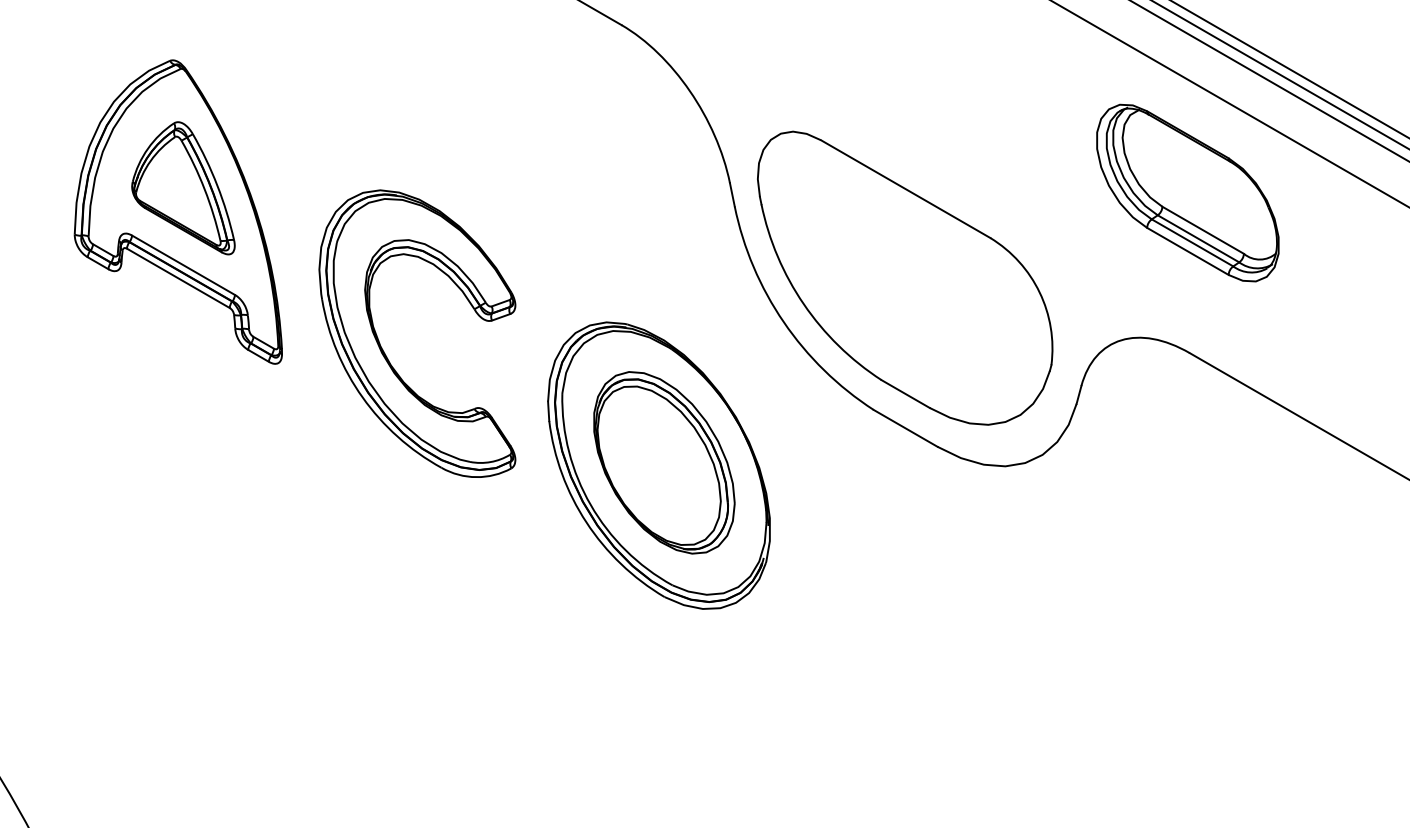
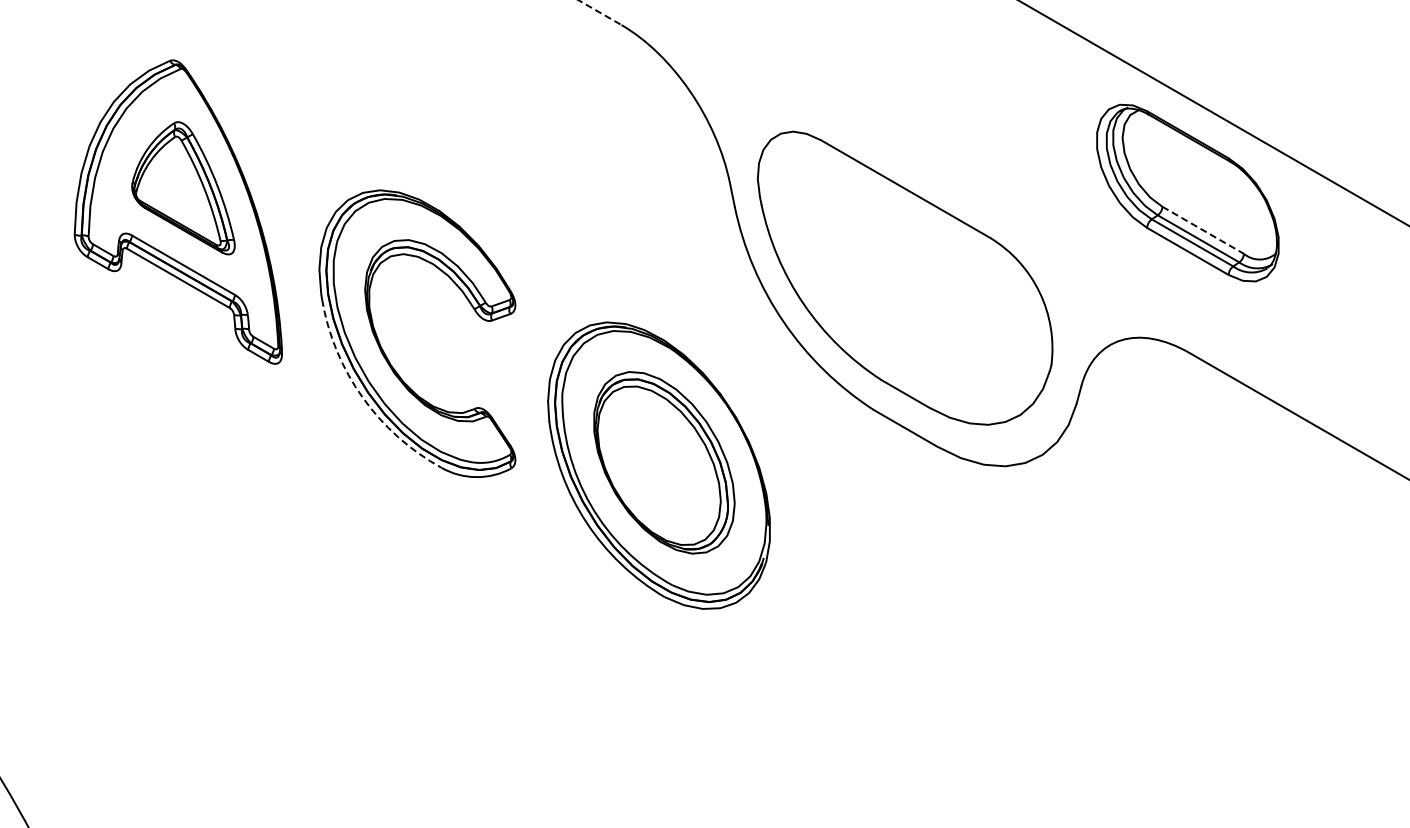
line: solid -> dashed (599, 12)
line: present -> none (1289, 69)
line: present -> none (1280, 74)
line: present -> none (1269, 80)
line position: (1229, 104) -> (1213, 113) (1213, 113)
line: solid -> dashed (1203, 230)
arc: solid -> dashed (362, 397)
